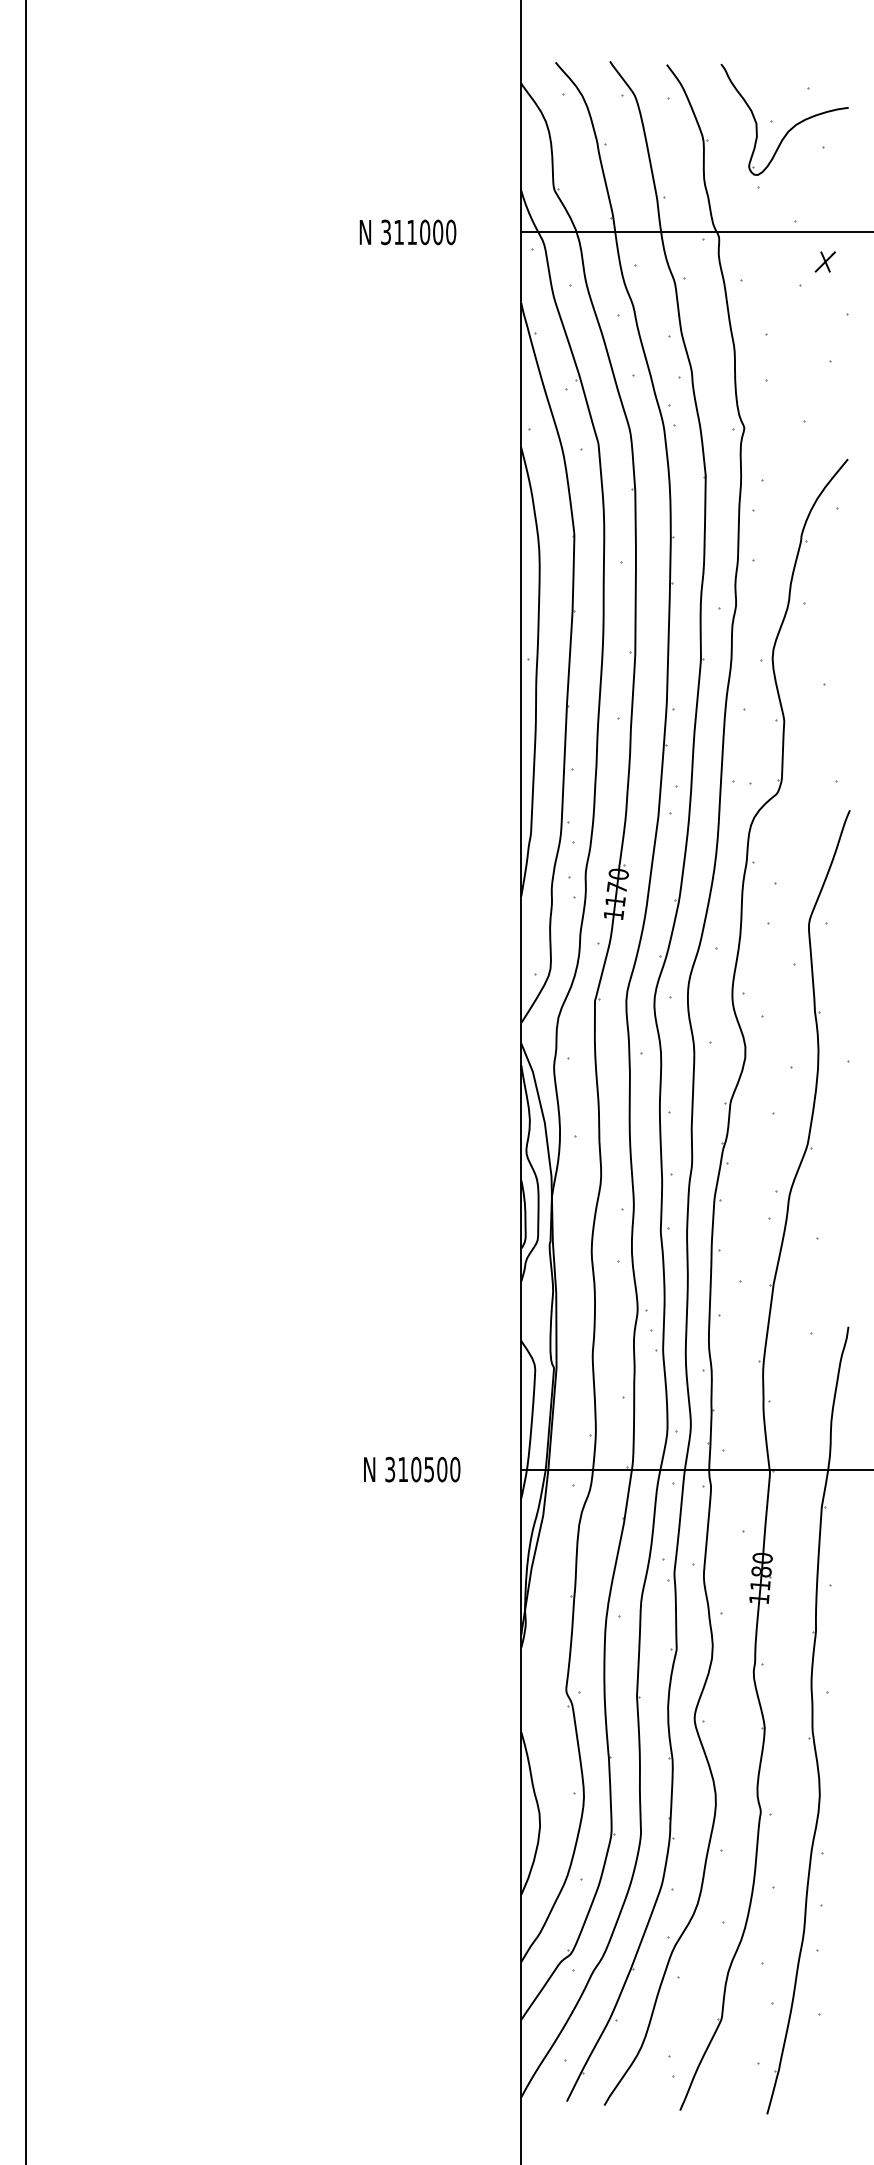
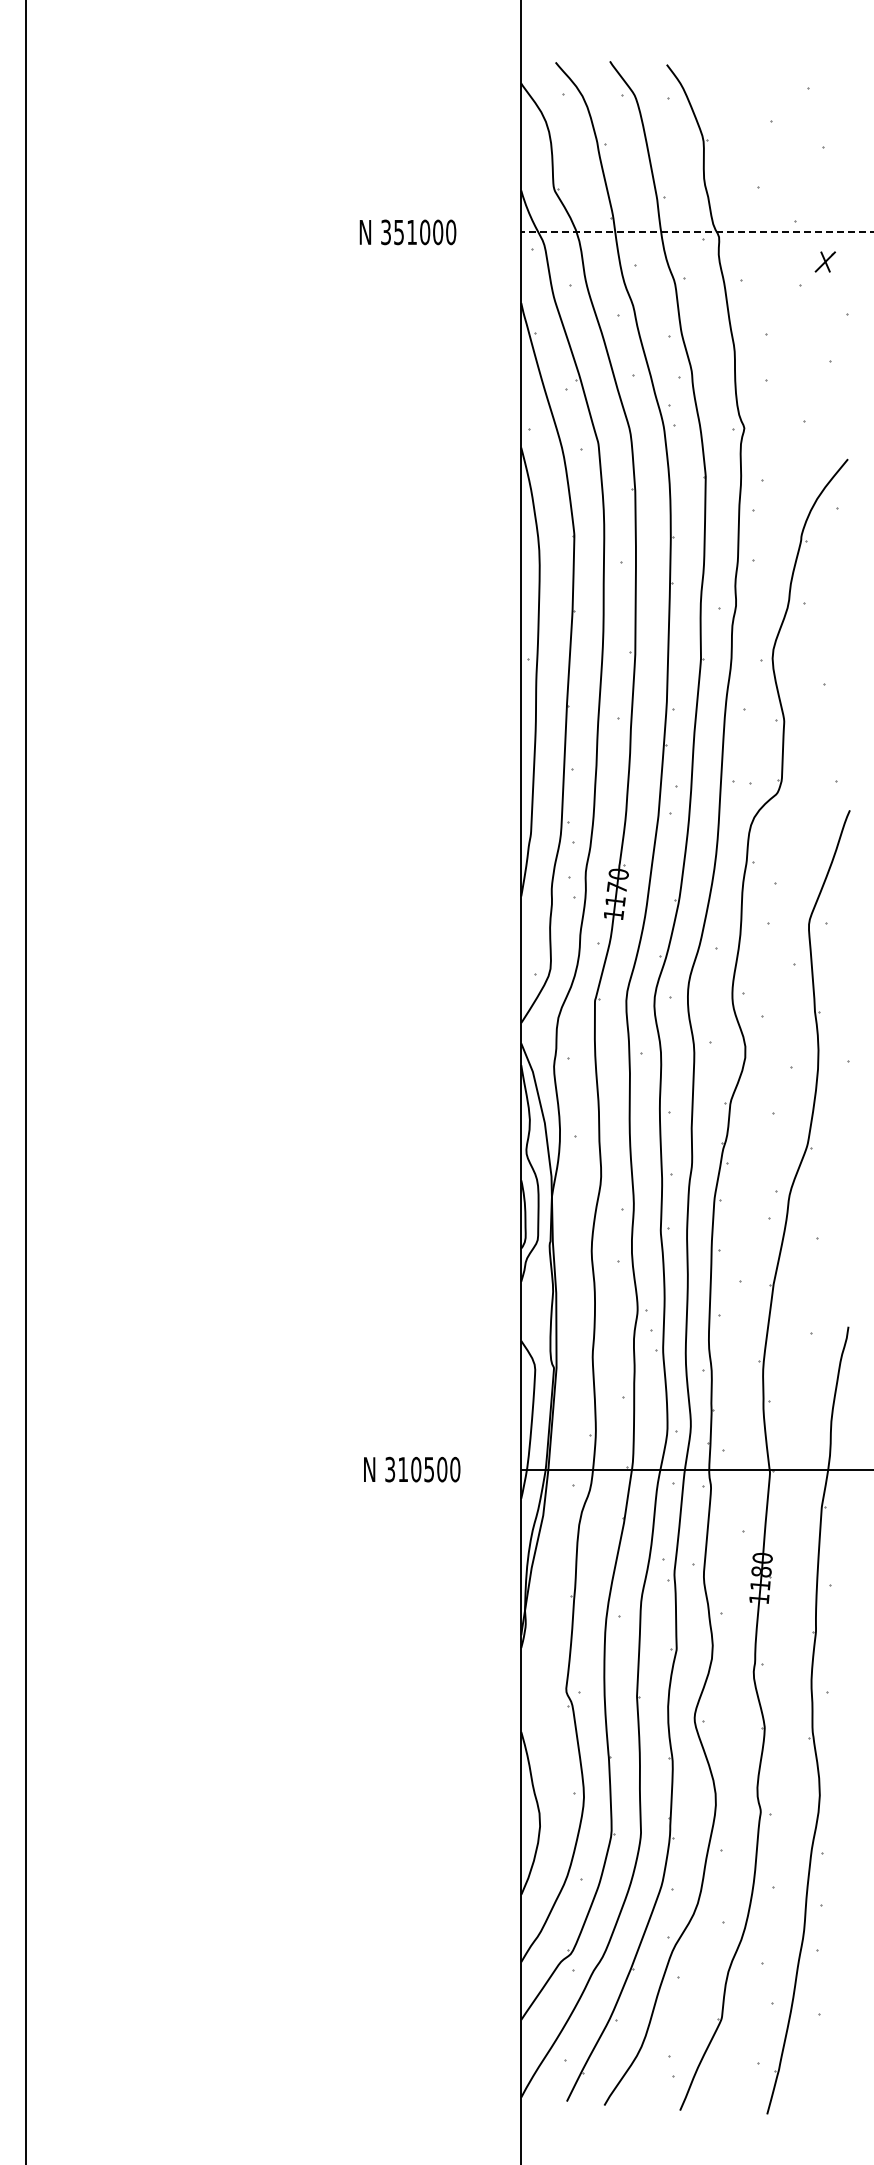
part: present -> none (792, 126)
text: 311000 -> 351000 (398, 232)
line: solid -> dashed (697, 232)
